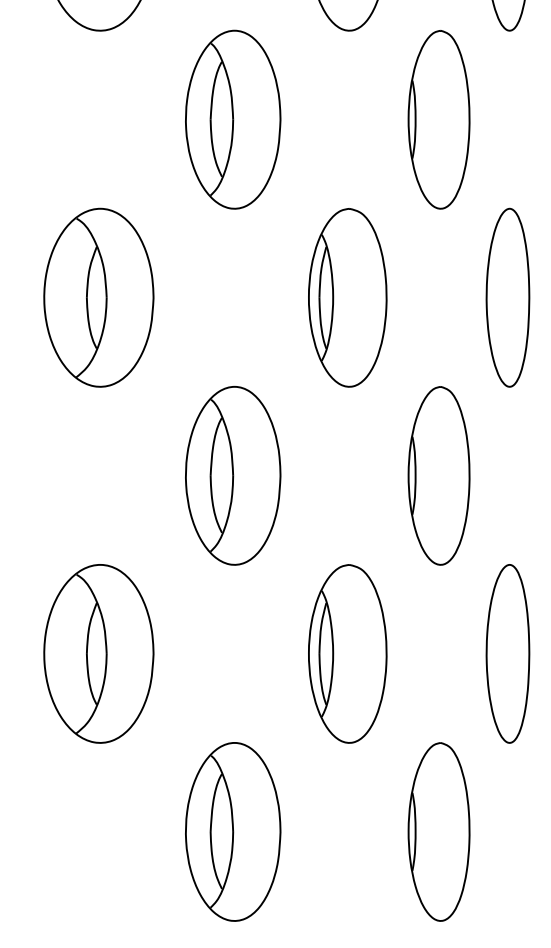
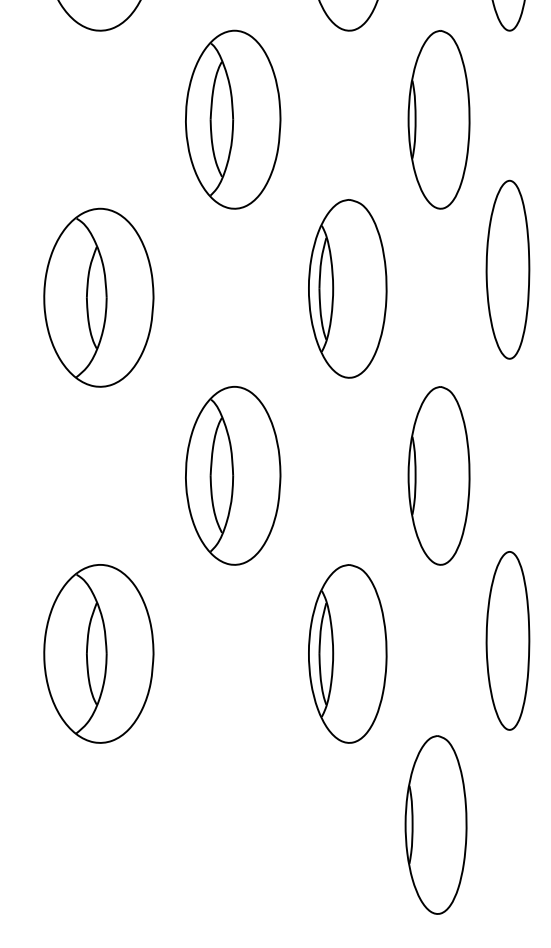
part position: (347, 297) -> (347, 288) (347, 288)
part position: (507, 297) -> (507, 269) (507, 269)
part position: (507, 653) -> (507, 640) (507, 640)
part: present -> none (233, 831)
part position: (438, 831) -> (435, 824) (435, 824)
